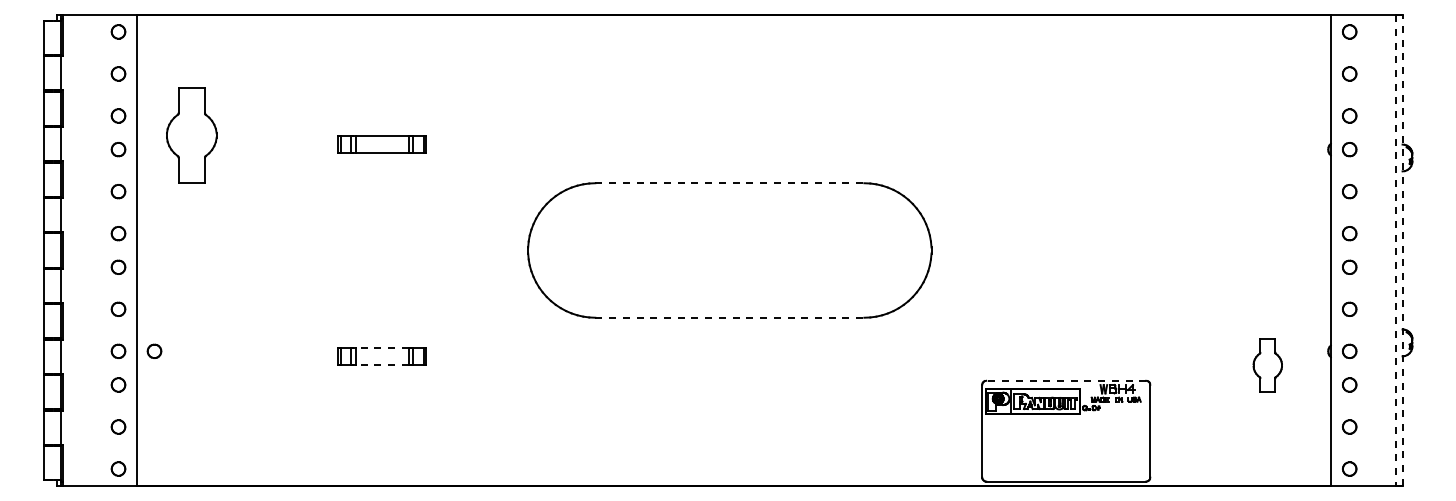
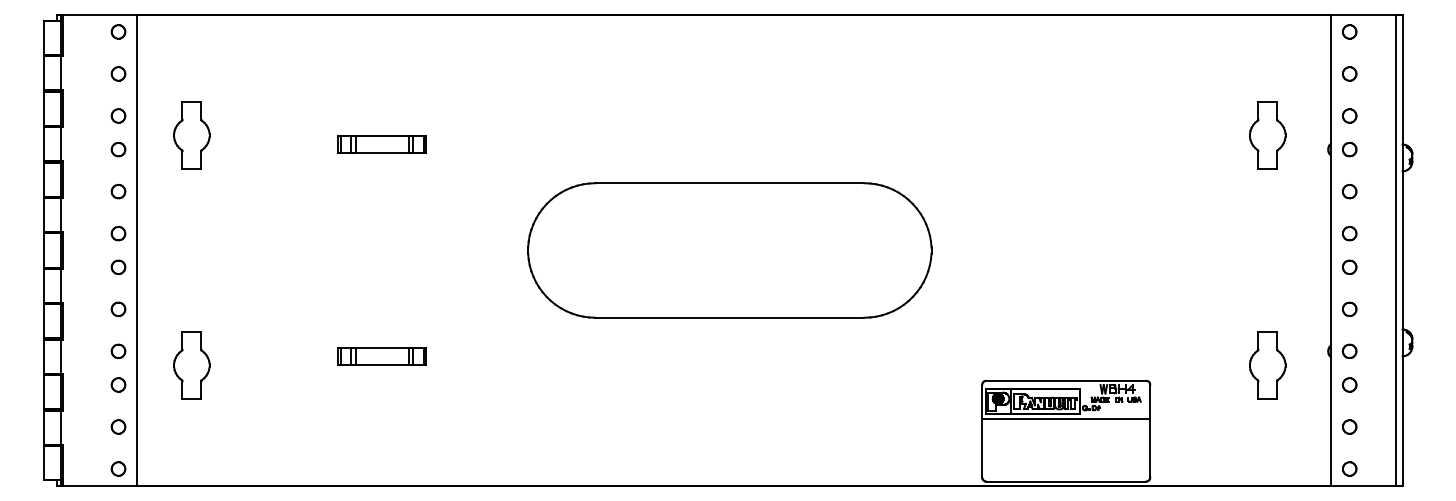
part size: 52x97 px -> 38x69 px (191, 135)
part: none -> present (1267, 135)
line: dashed -> solid (730, 183)
line: dashed -> solid (1402, 249)
line: dashed -> solid (1396, 250)
line: dashed -> solid (730, 317)
line: dashed -> solid (382, 347)
part: present -> none (154, 350)
line: dashed -> solid (382, 364)
part: none -> present (191, 365)
part size: 31x55 px -> 38x69 px (1267, 365)
line: dashed -> solid (1065, 380)
line: none -> present (1065, 418)
